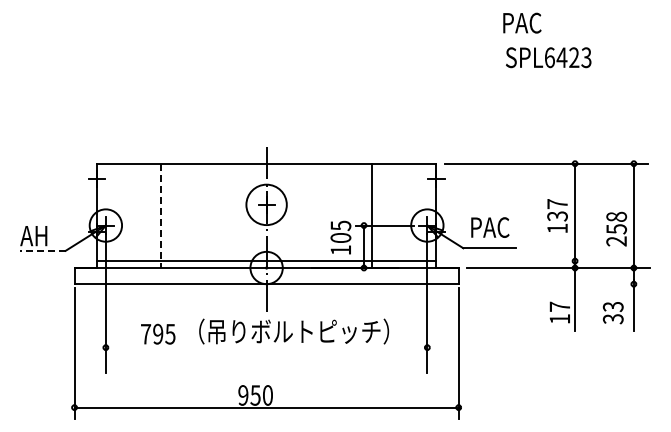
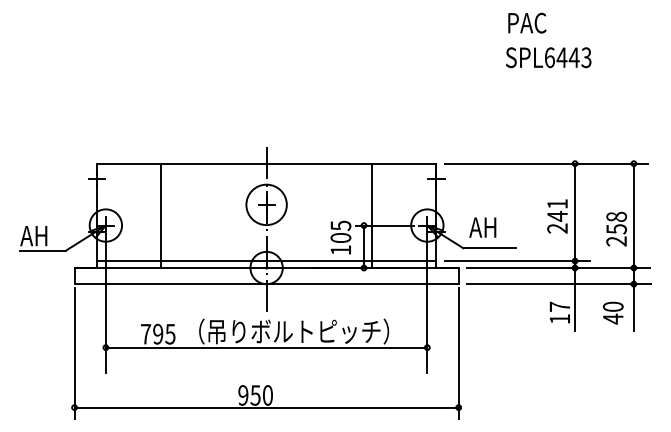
text position: (522, 22) -> (527, 22) (527, 22)
text: SPL6423 -> SPL6443 (573, 57)
line: dashed -> solid (161, 216)
text: 137 -> 241 (557, 216)
text: PAC -> AH (489, 227)
line: dashed -> solid (42, 250)
line: none -> present (516, 261)
line: none -> present (558, 284)
text: 33 -> 40 (612, 312)
line: none -> present (266, 347)
